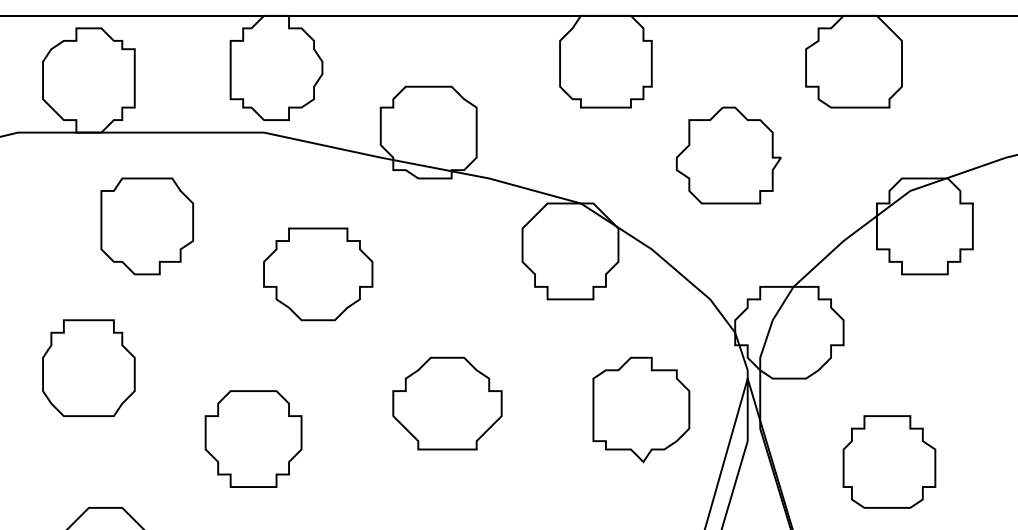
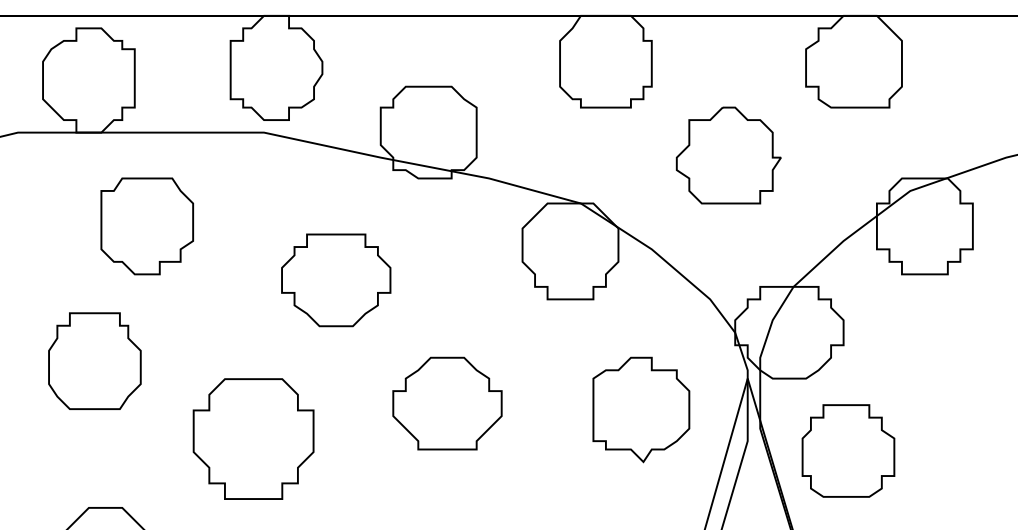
part position: (318, 274) -> (336, 280) (336, 280)
part position: (88, 367) -> (94, 360) (94, 360)
part size: 99x98 px -> 123x122 px (253, 438)
part position: (889, 461) -> (848, 450) (848, 450)
